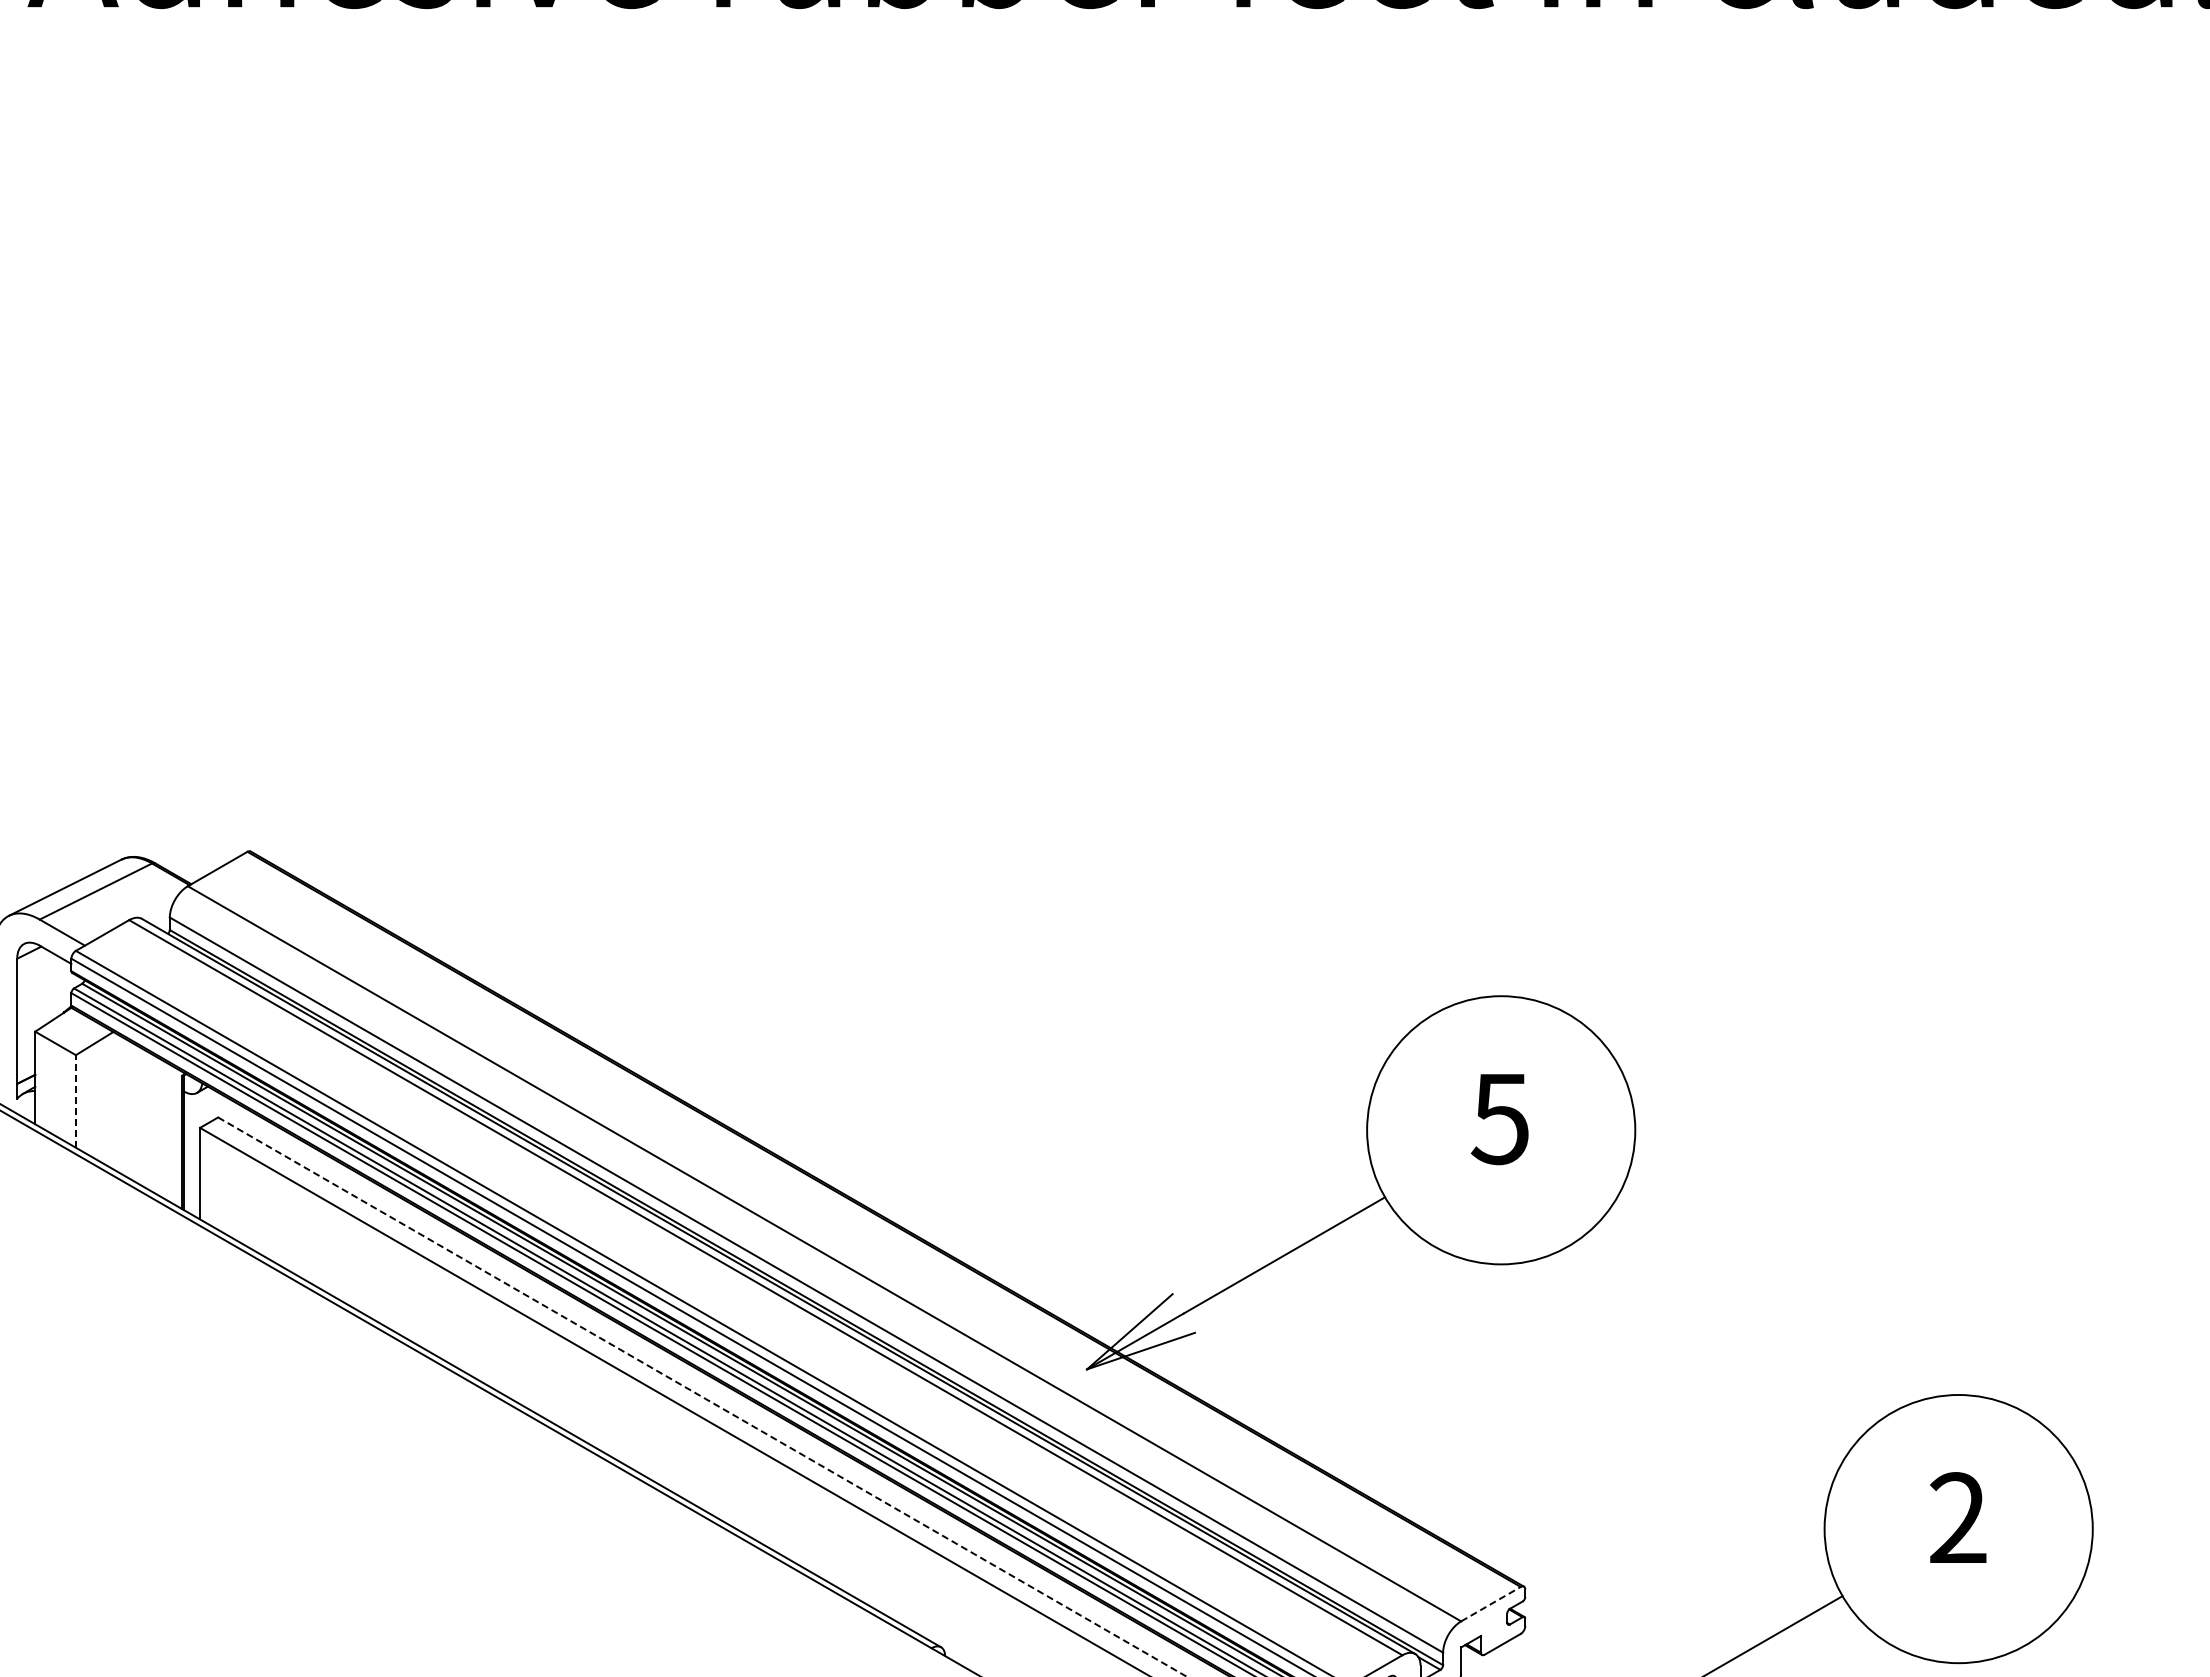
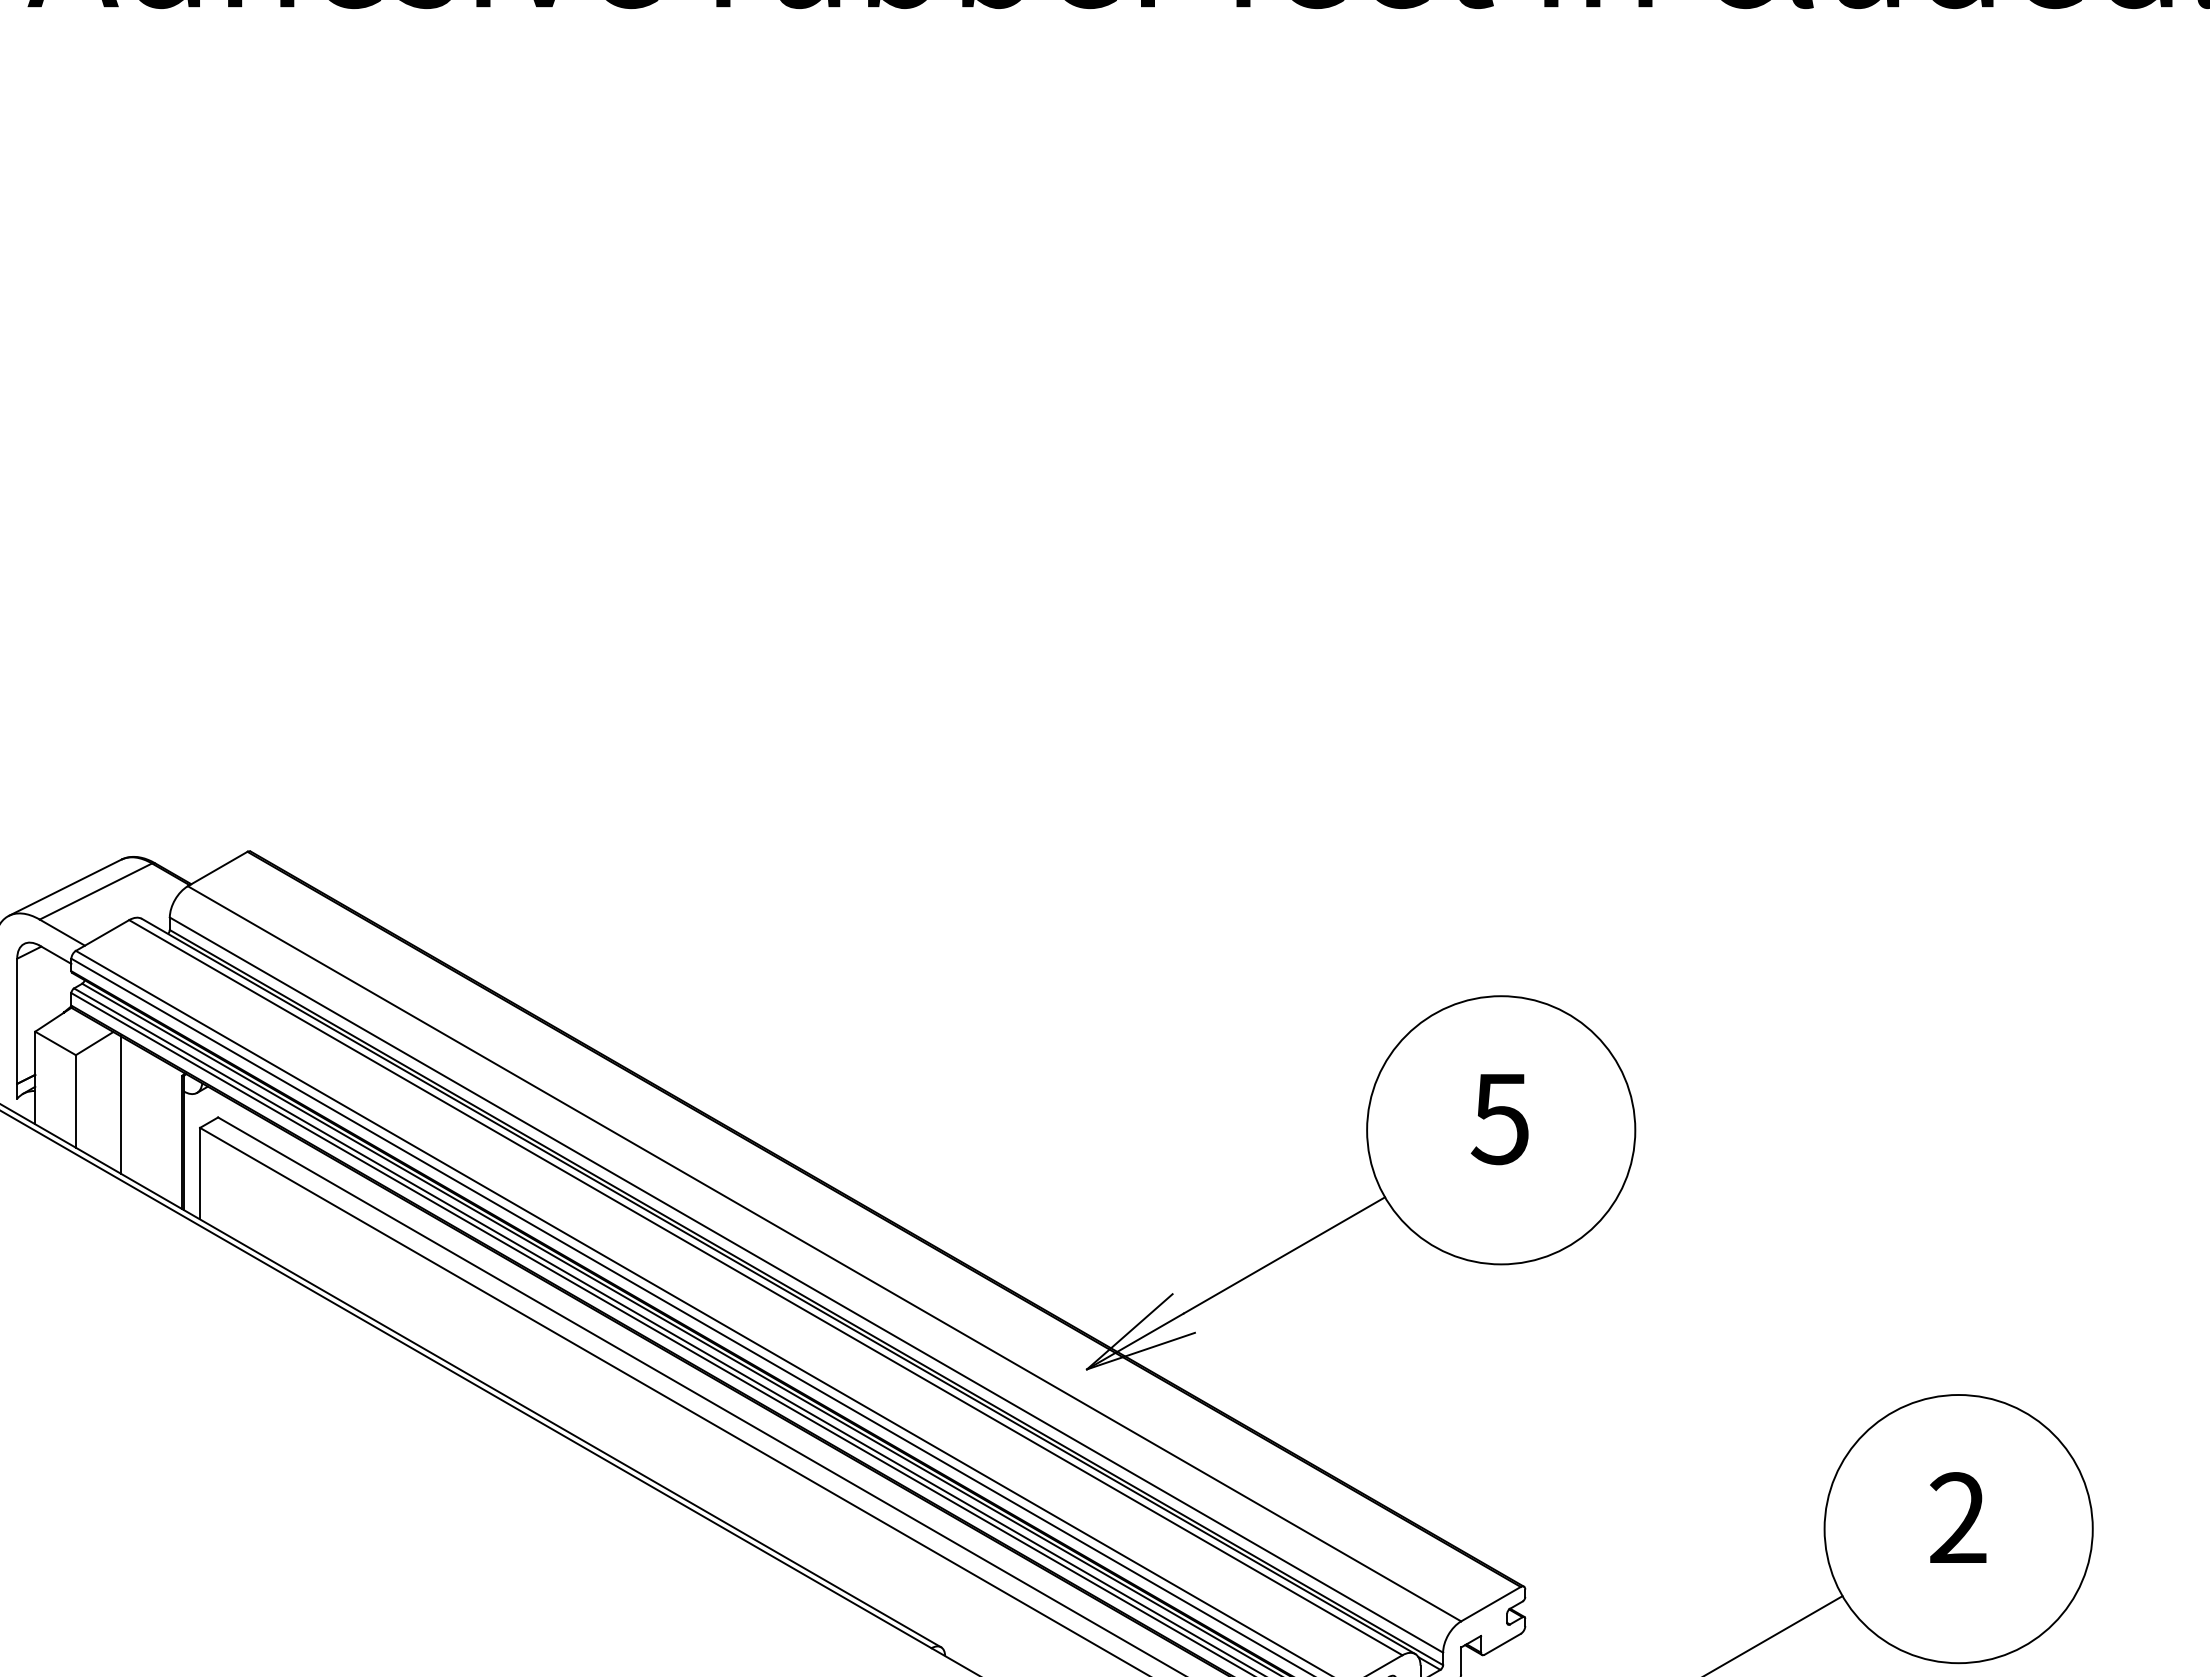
line: dashed -> solid (75, 1100)
line: none -> present (121, 1104)
line: dashed -> solid (702, 1397)
line: dashed -> solid (1491, 1603)
